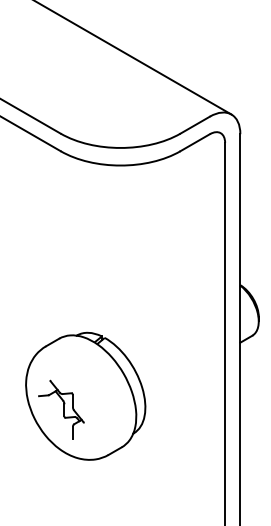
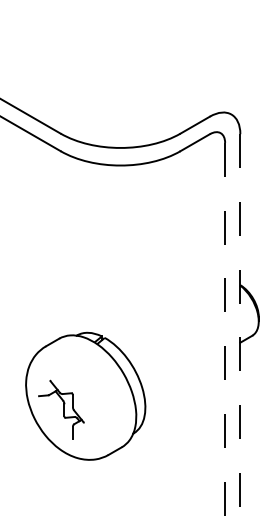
line: present -> none (134, 58)
line: solid -> dashed (240, 330)
line: solid -> dashed (225, 334)
